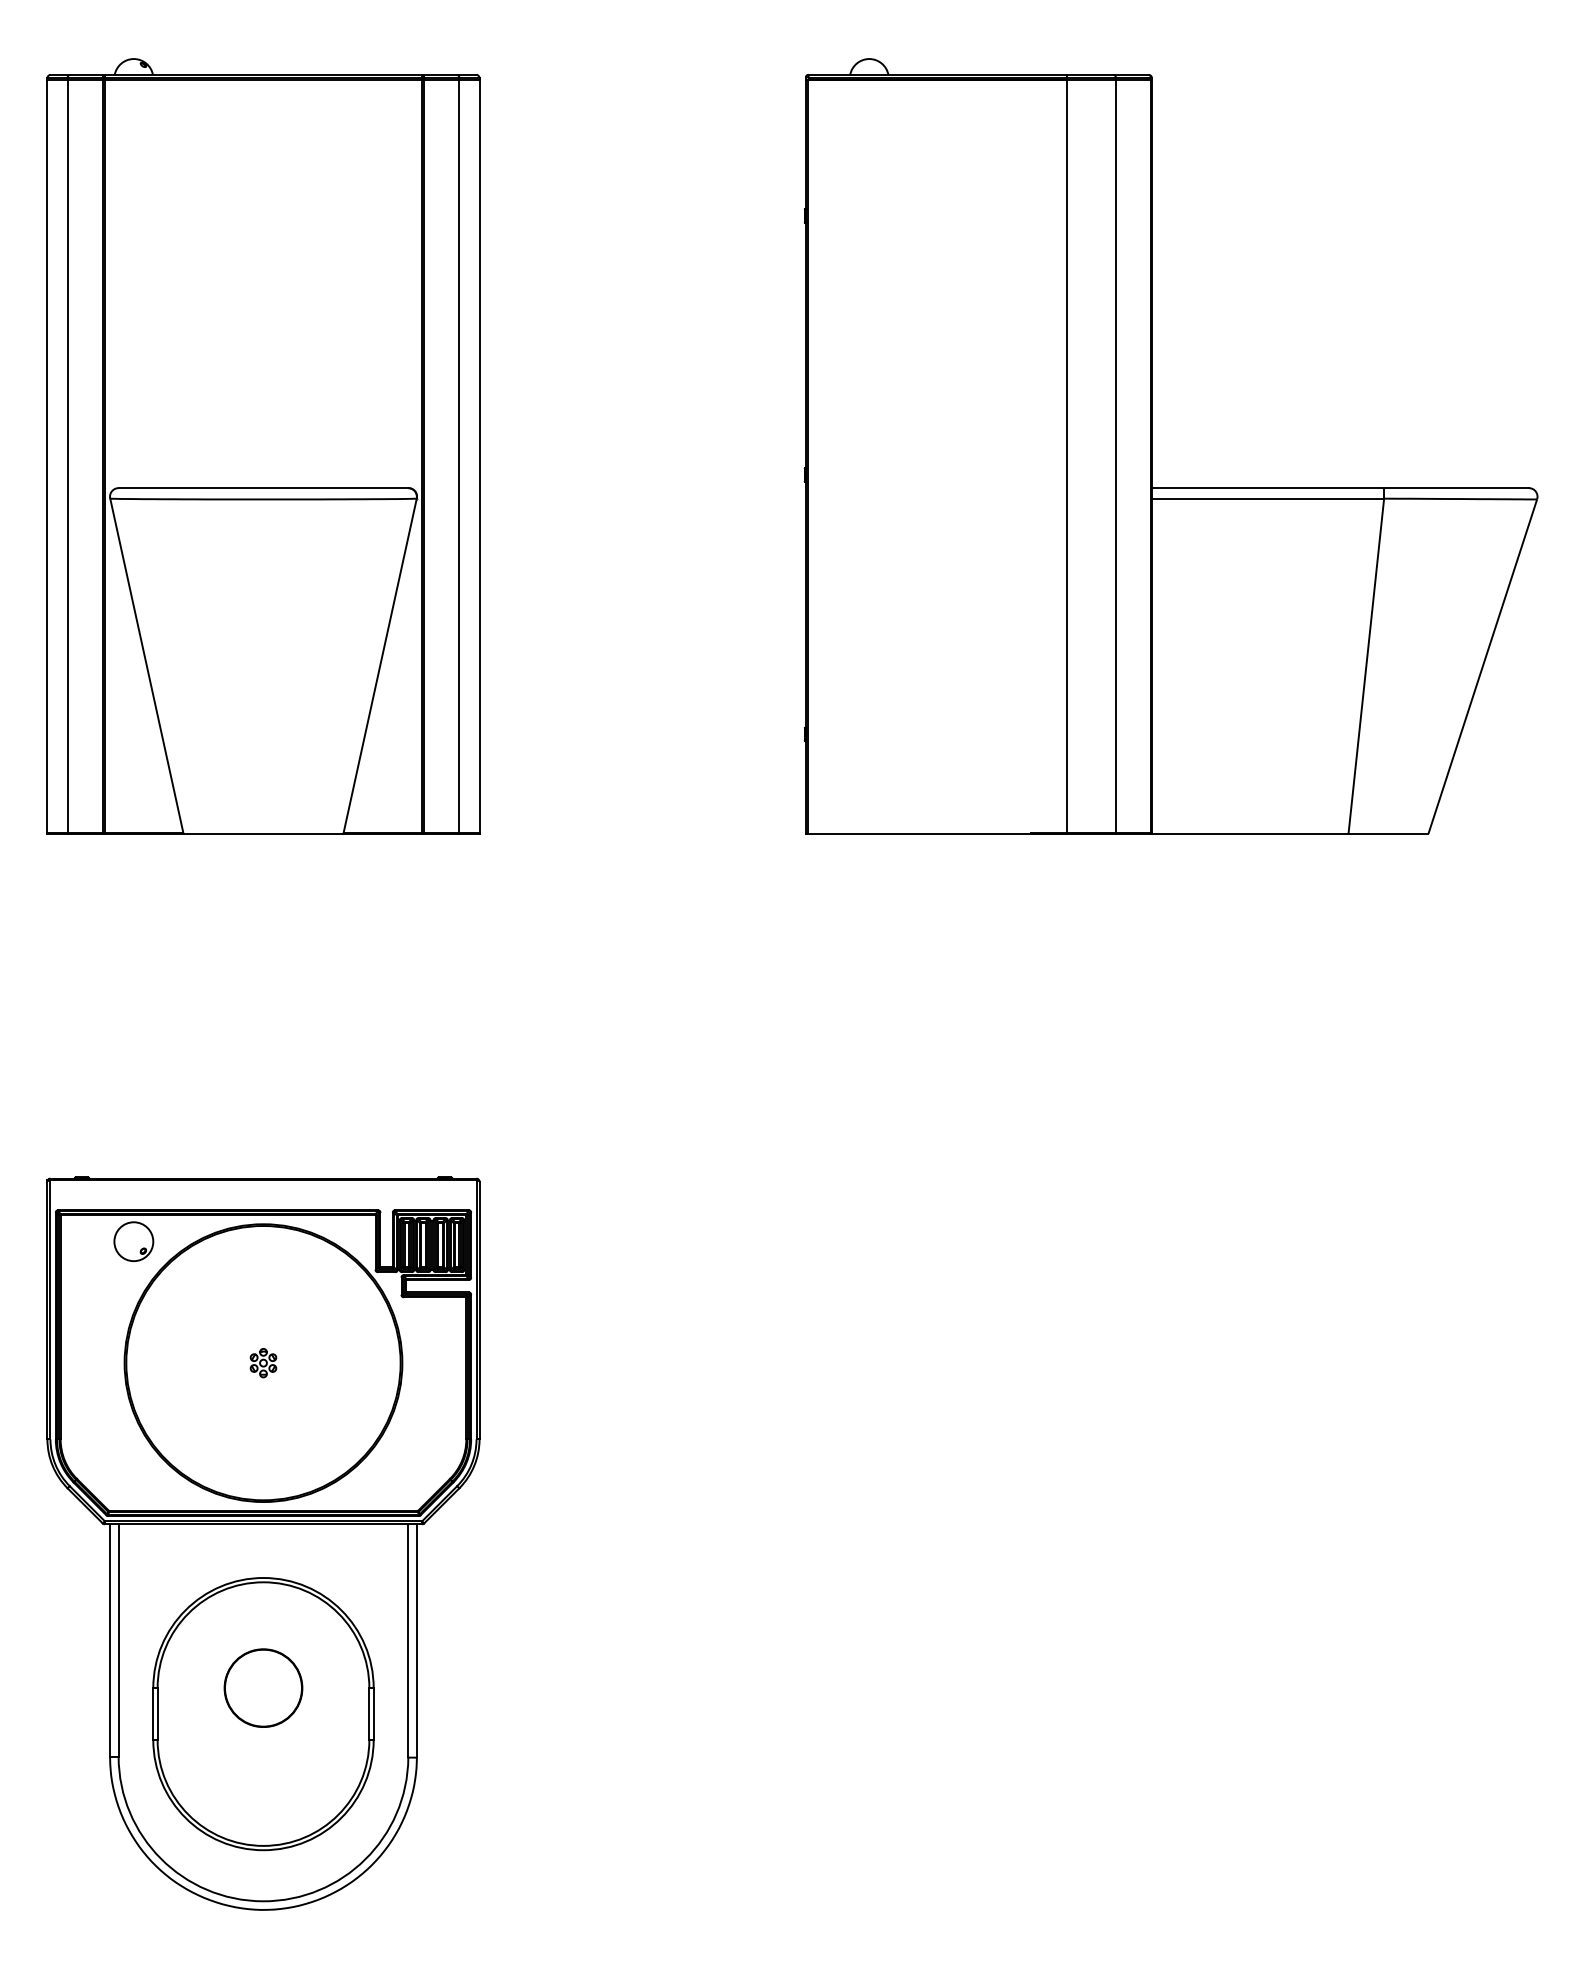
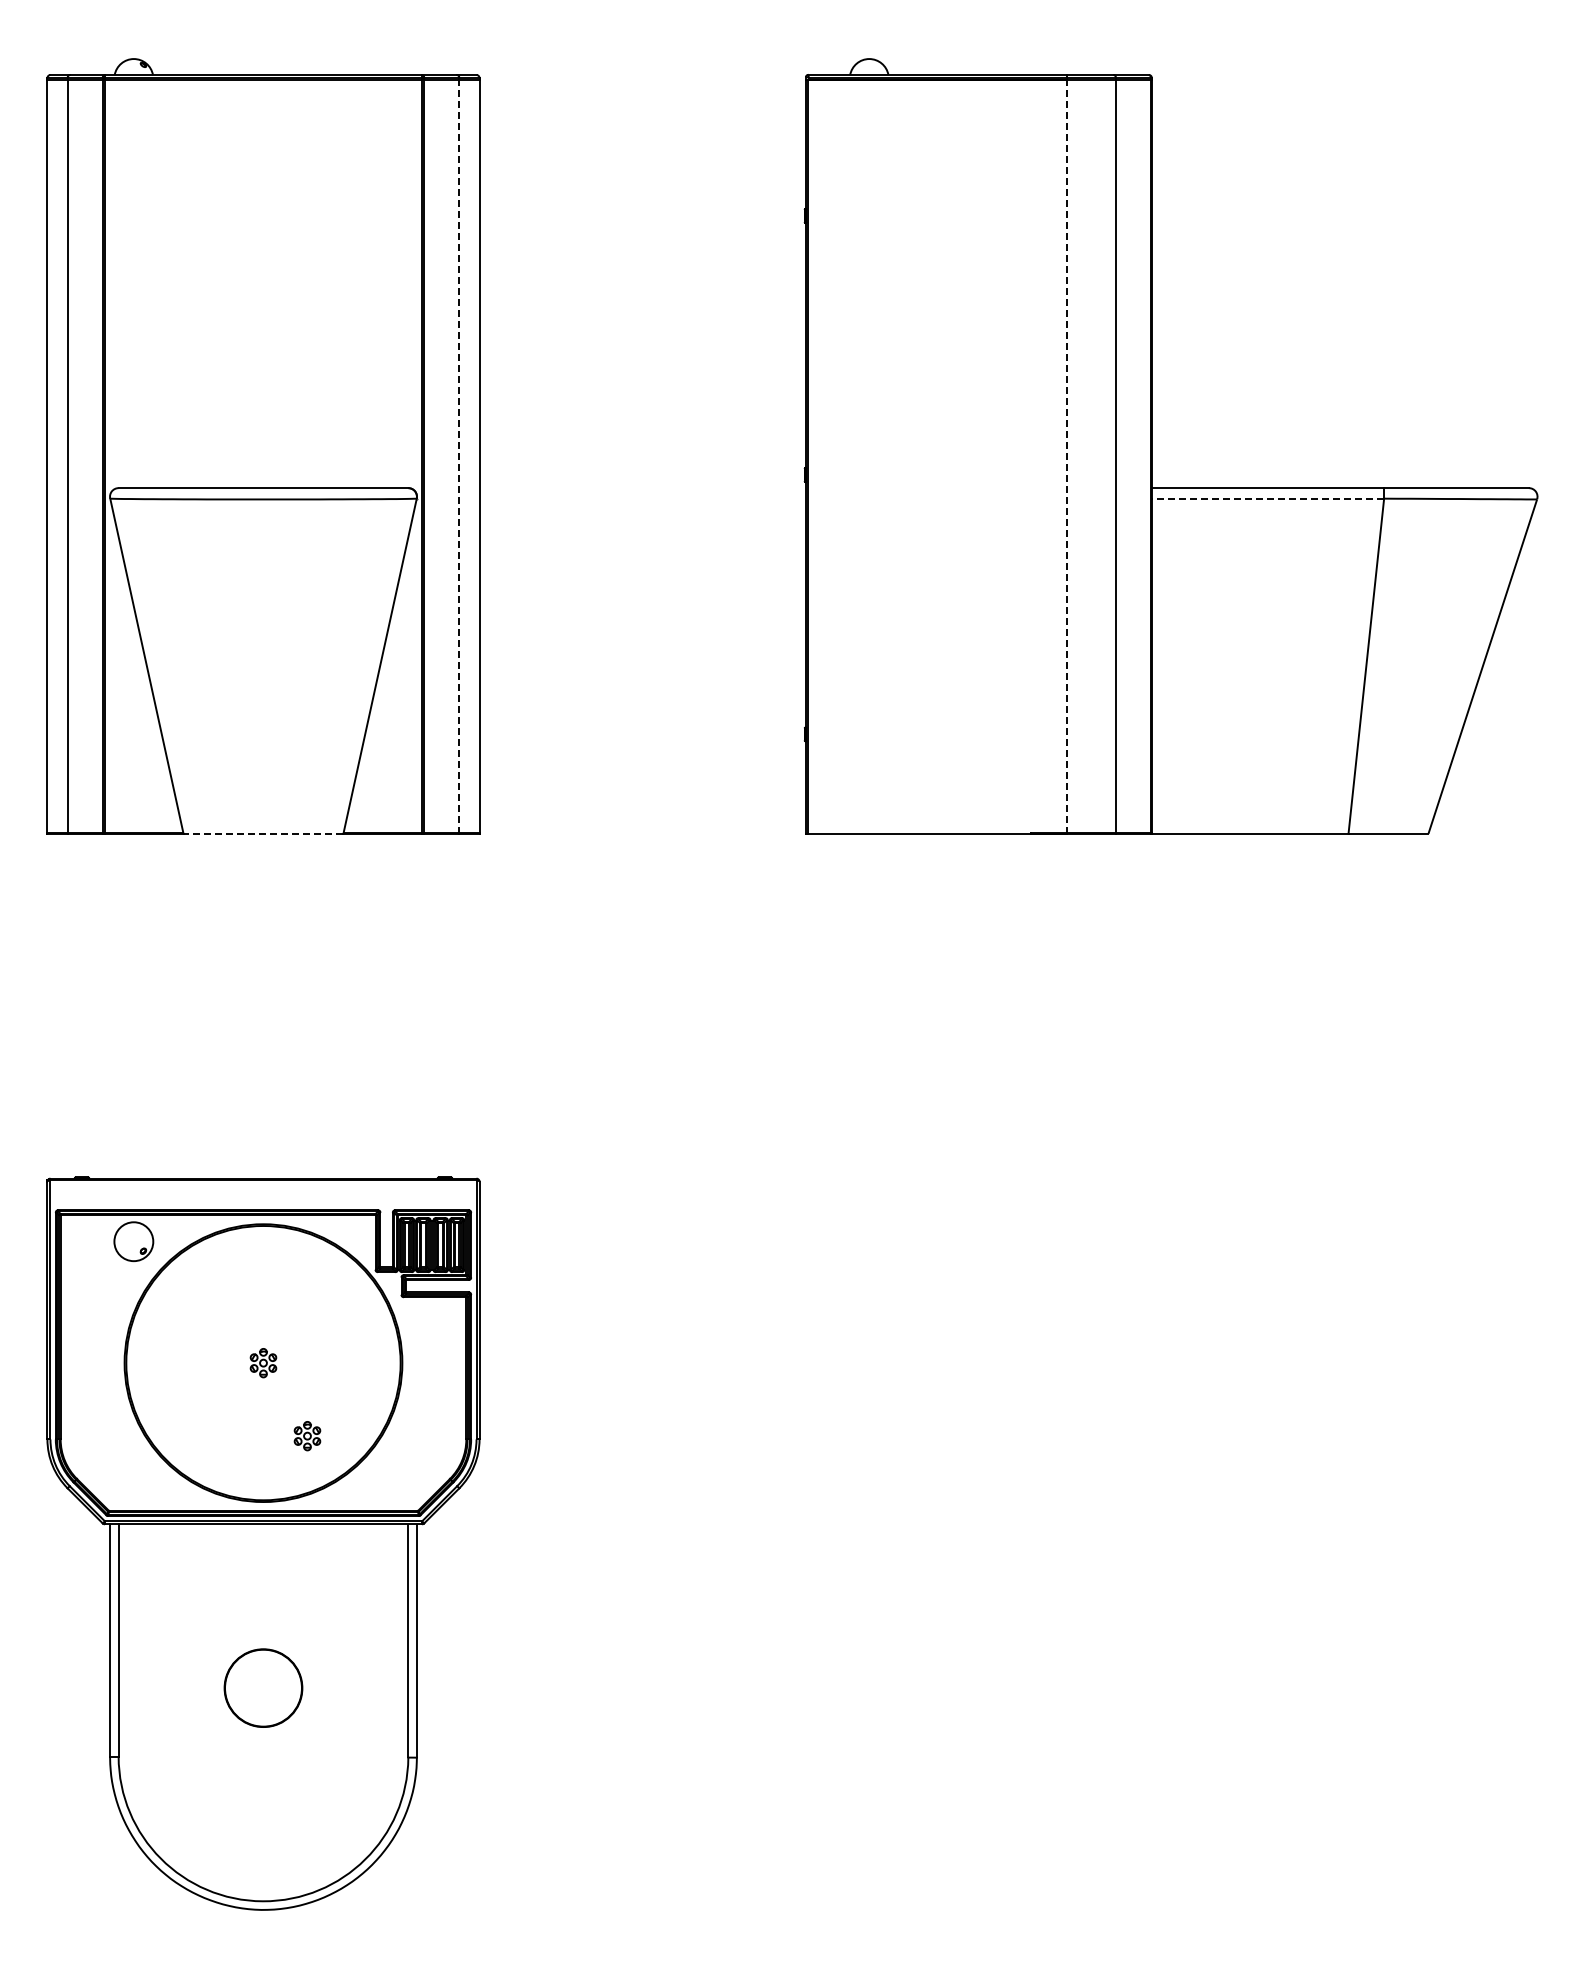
line: solid -> dashed (459, 457)
line: solid -> dashed (1067, 457)
line: solid -> dashed (1267, 498)
line: solid -> dashed (263, 833)
part: none -> present (307, 1436)
part: present -> none (263, 1714)
